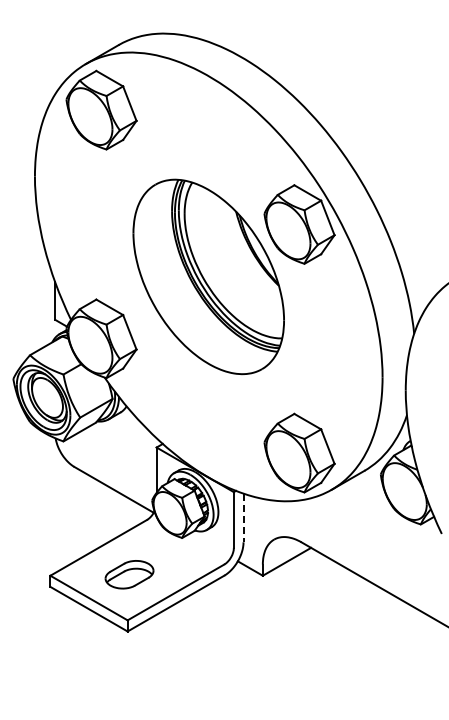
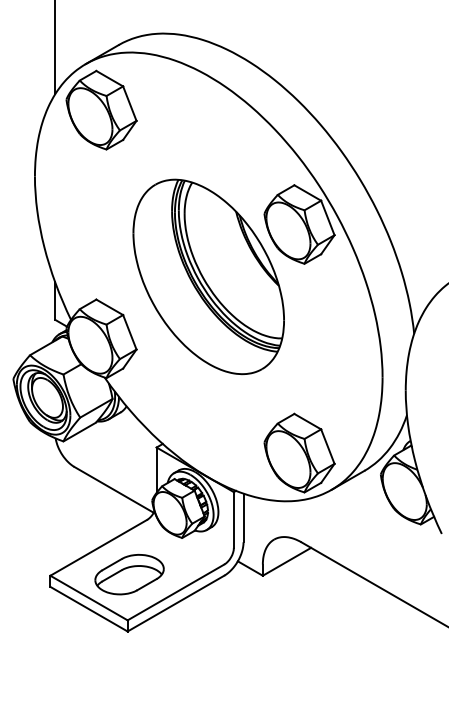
line: none -> present (55, 48)
line: dashed -> solid (243, 518)
part size: 51x30 px -> 71x42 px (129, 574)
